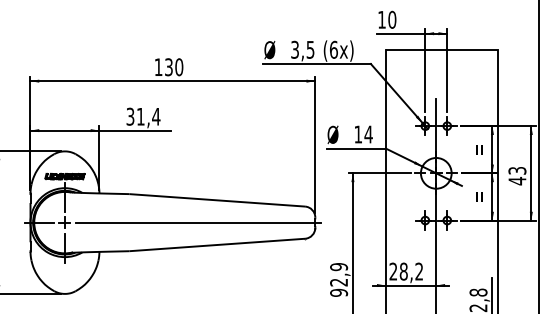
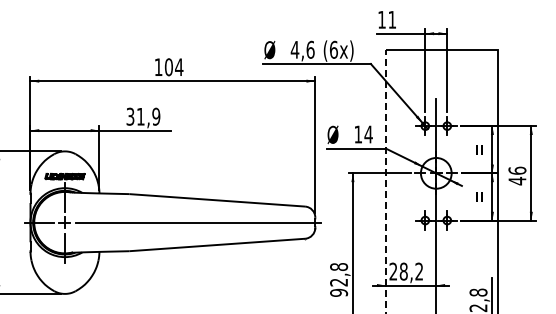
text: 10 -> 11 (392, 19)
text: 3,5 -> 4,6 (302, 49)
text: 130 -> 104 (173, 67)
text: 31,4 -> 31,9 (156, 116)
line: present -> none (539, 156)
text: 43 -> 46 (517, 170)
line: solid -> dashed (385, 181)
text: 92,9 -> 92,8 (339, 267)
